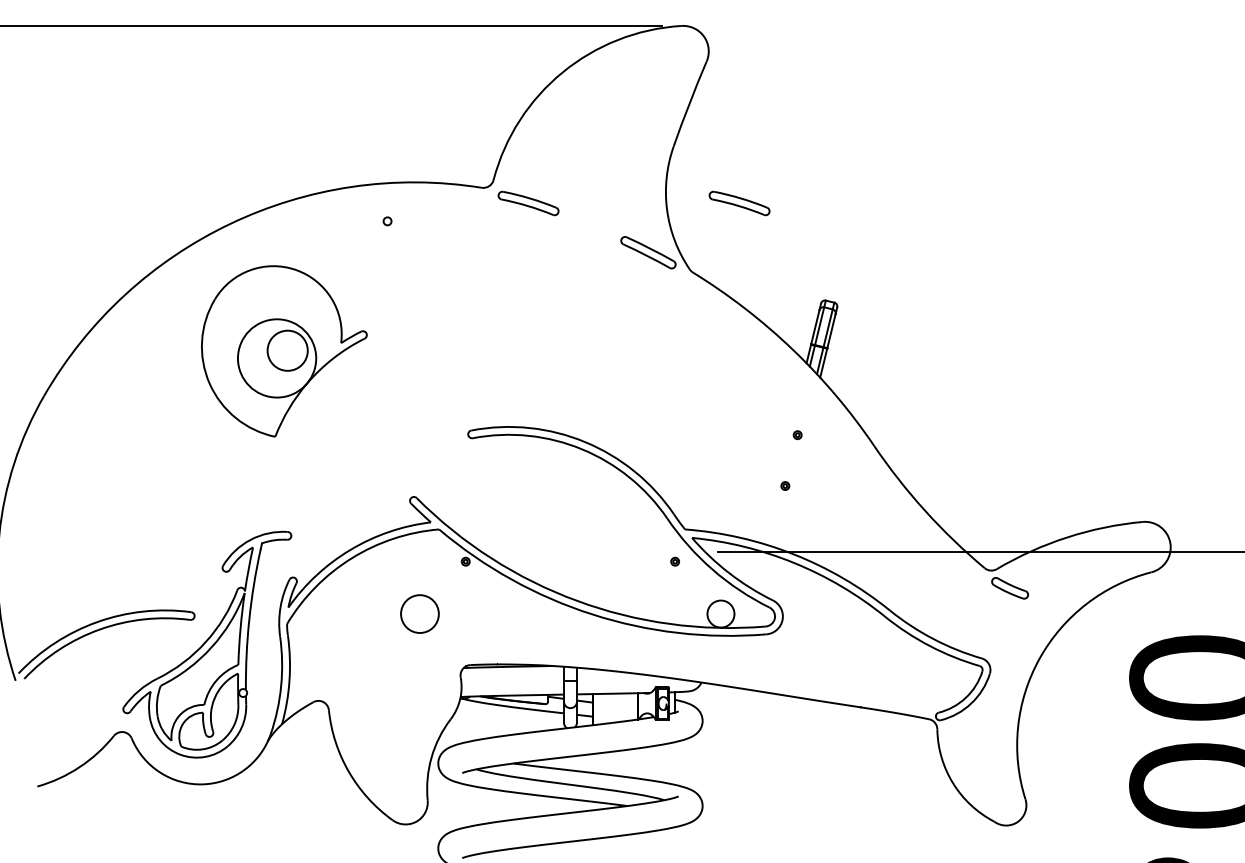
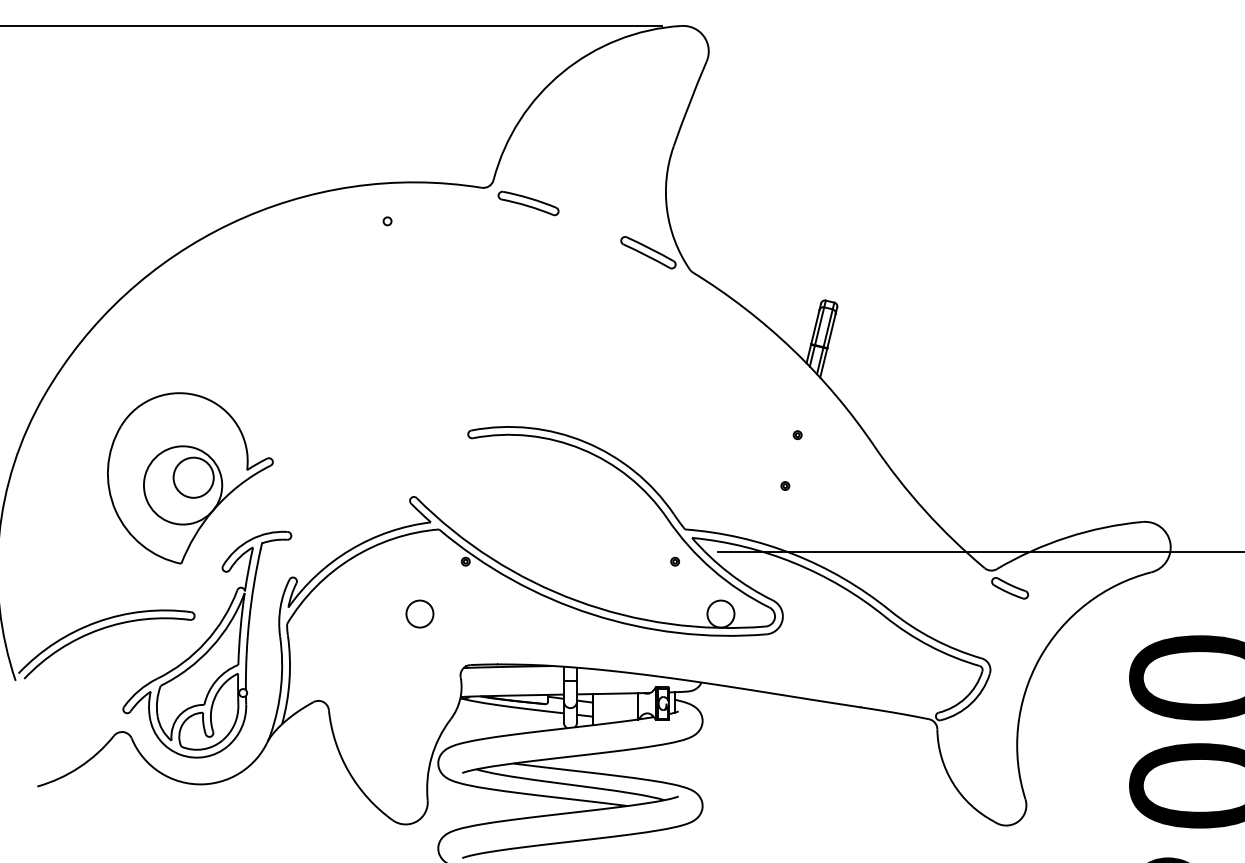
part: present -> none (739, 203)
part position: (284, 351) -> (190, 478) (190, 478)
circle diameter: 38 px -> 27 px (419, 613)
